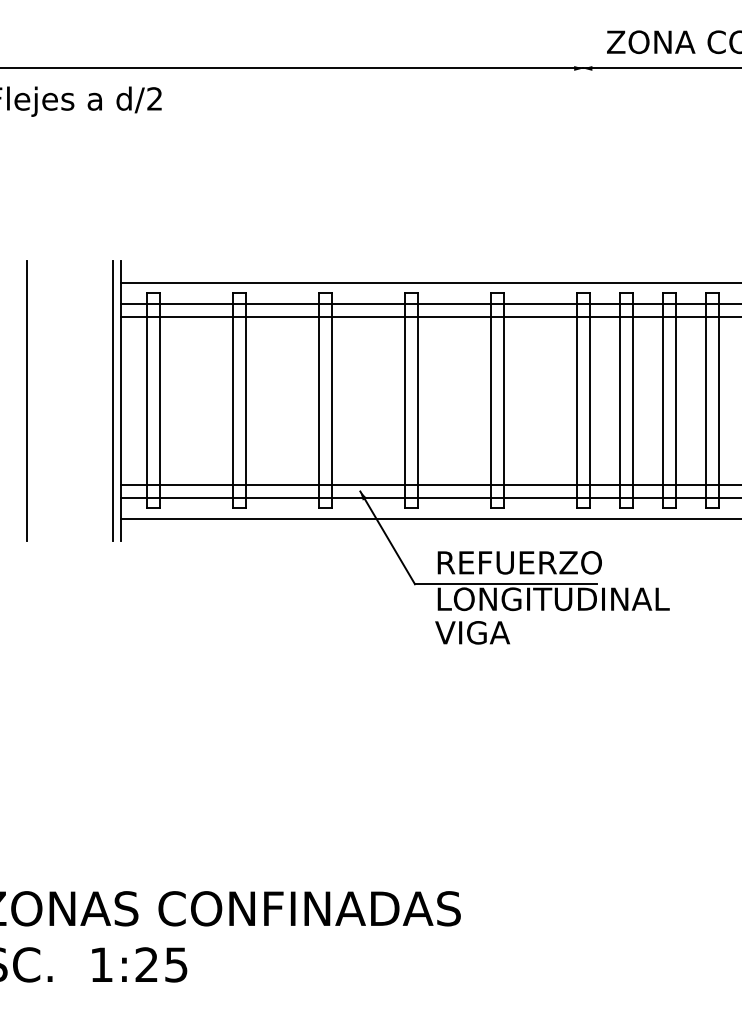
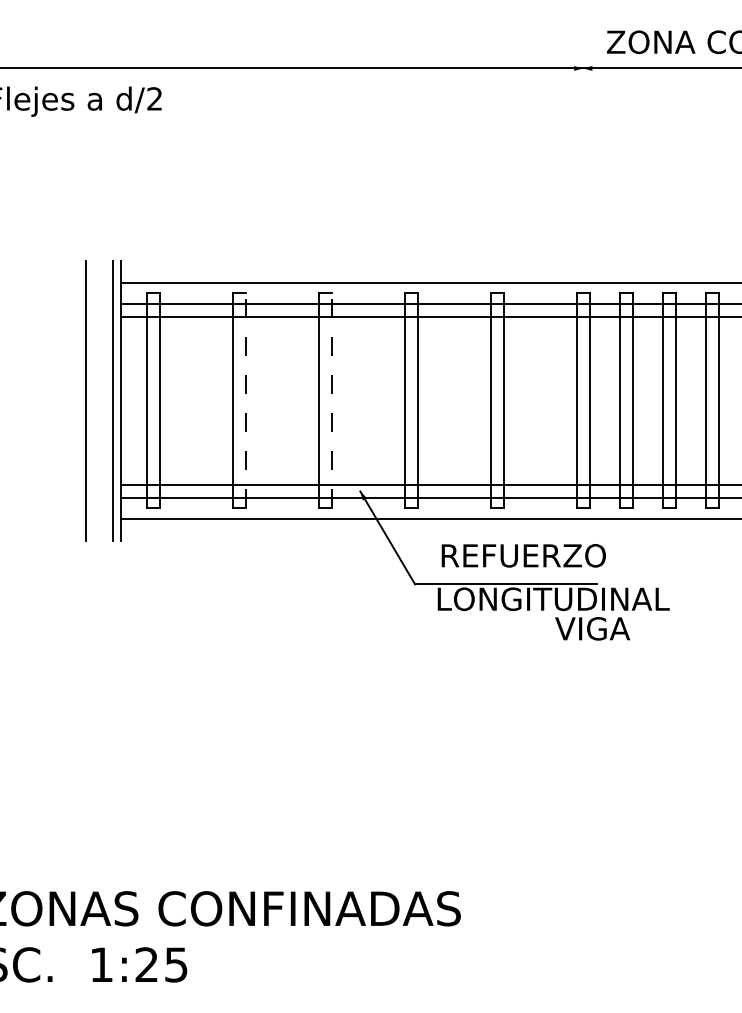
line position: (26, 400) -> (85, 400) (85, 400)
line: solid -> dashed (245, 400)
line: solid -> dashed (331, 400)
text position: (519, 562) -> (523, 555) (523, 555)
text position: (472, 632) -> (592, 628) (592, 628)
